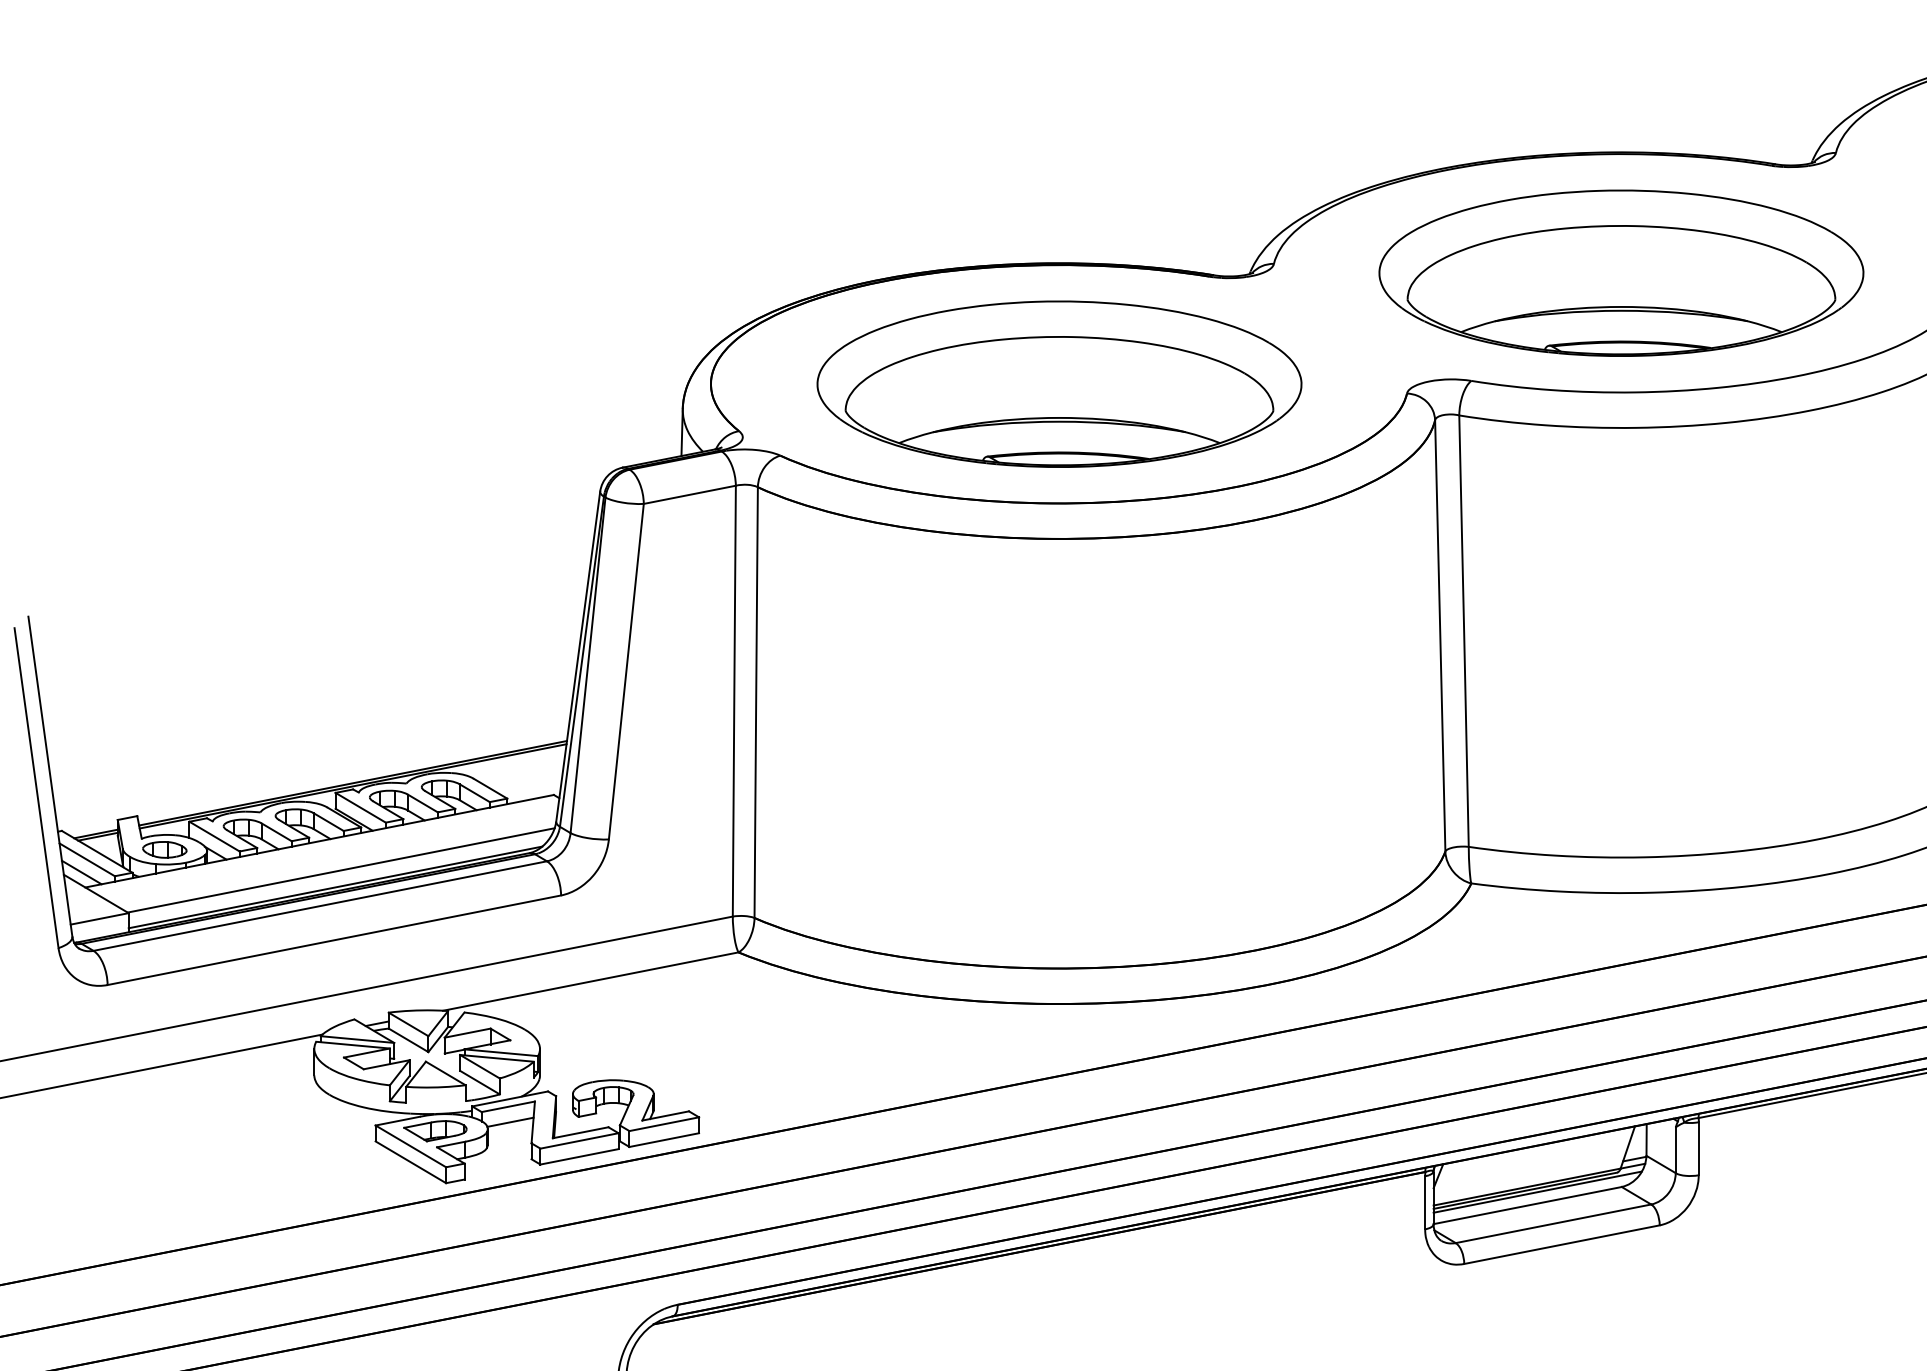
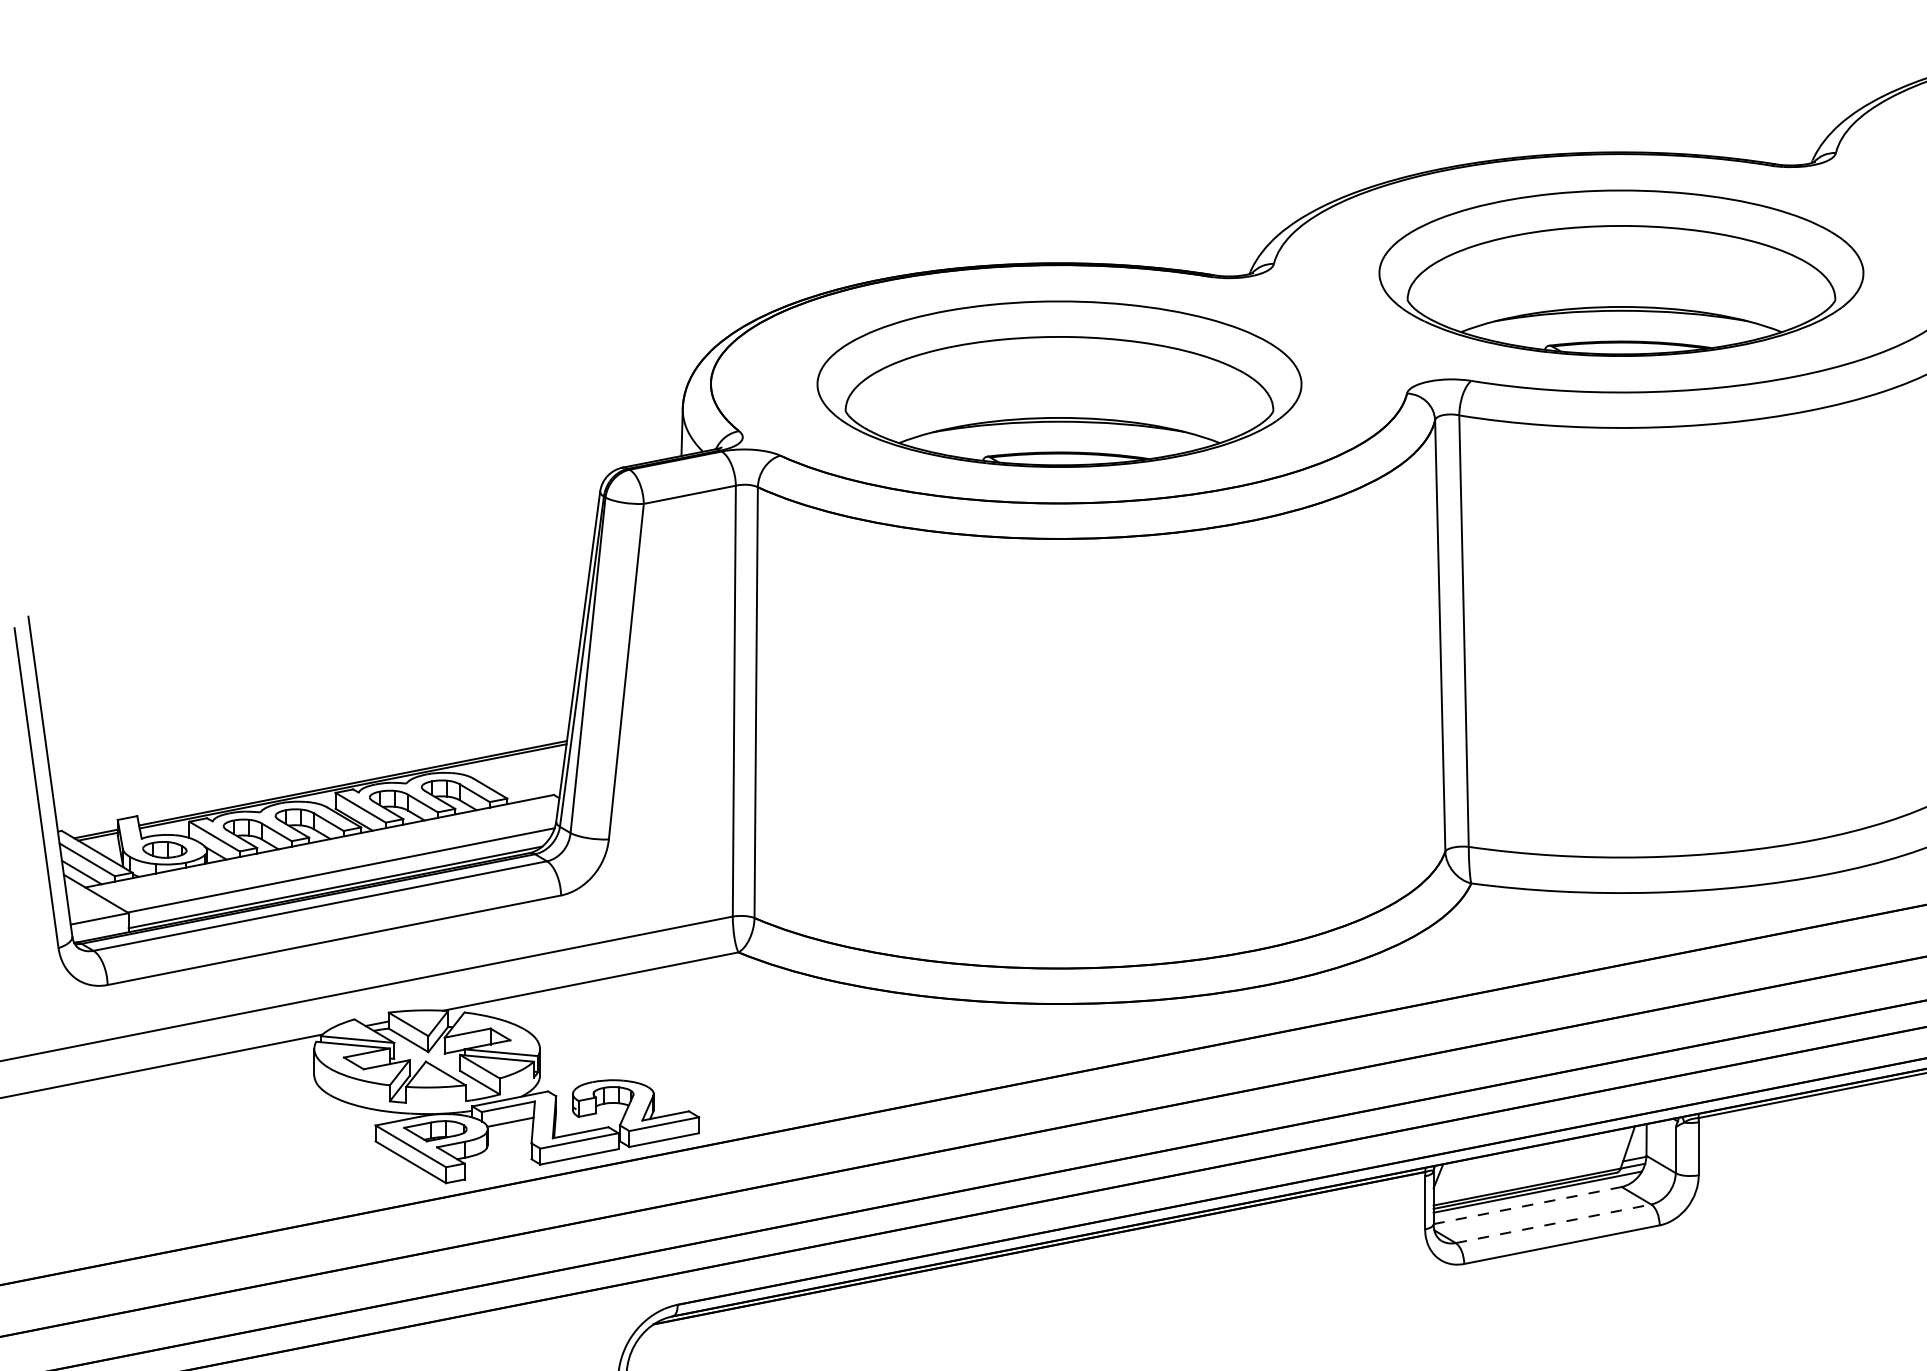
line: solid -> dashed (1527, 1205)
line: solid -> dashed (1553, 1223)
